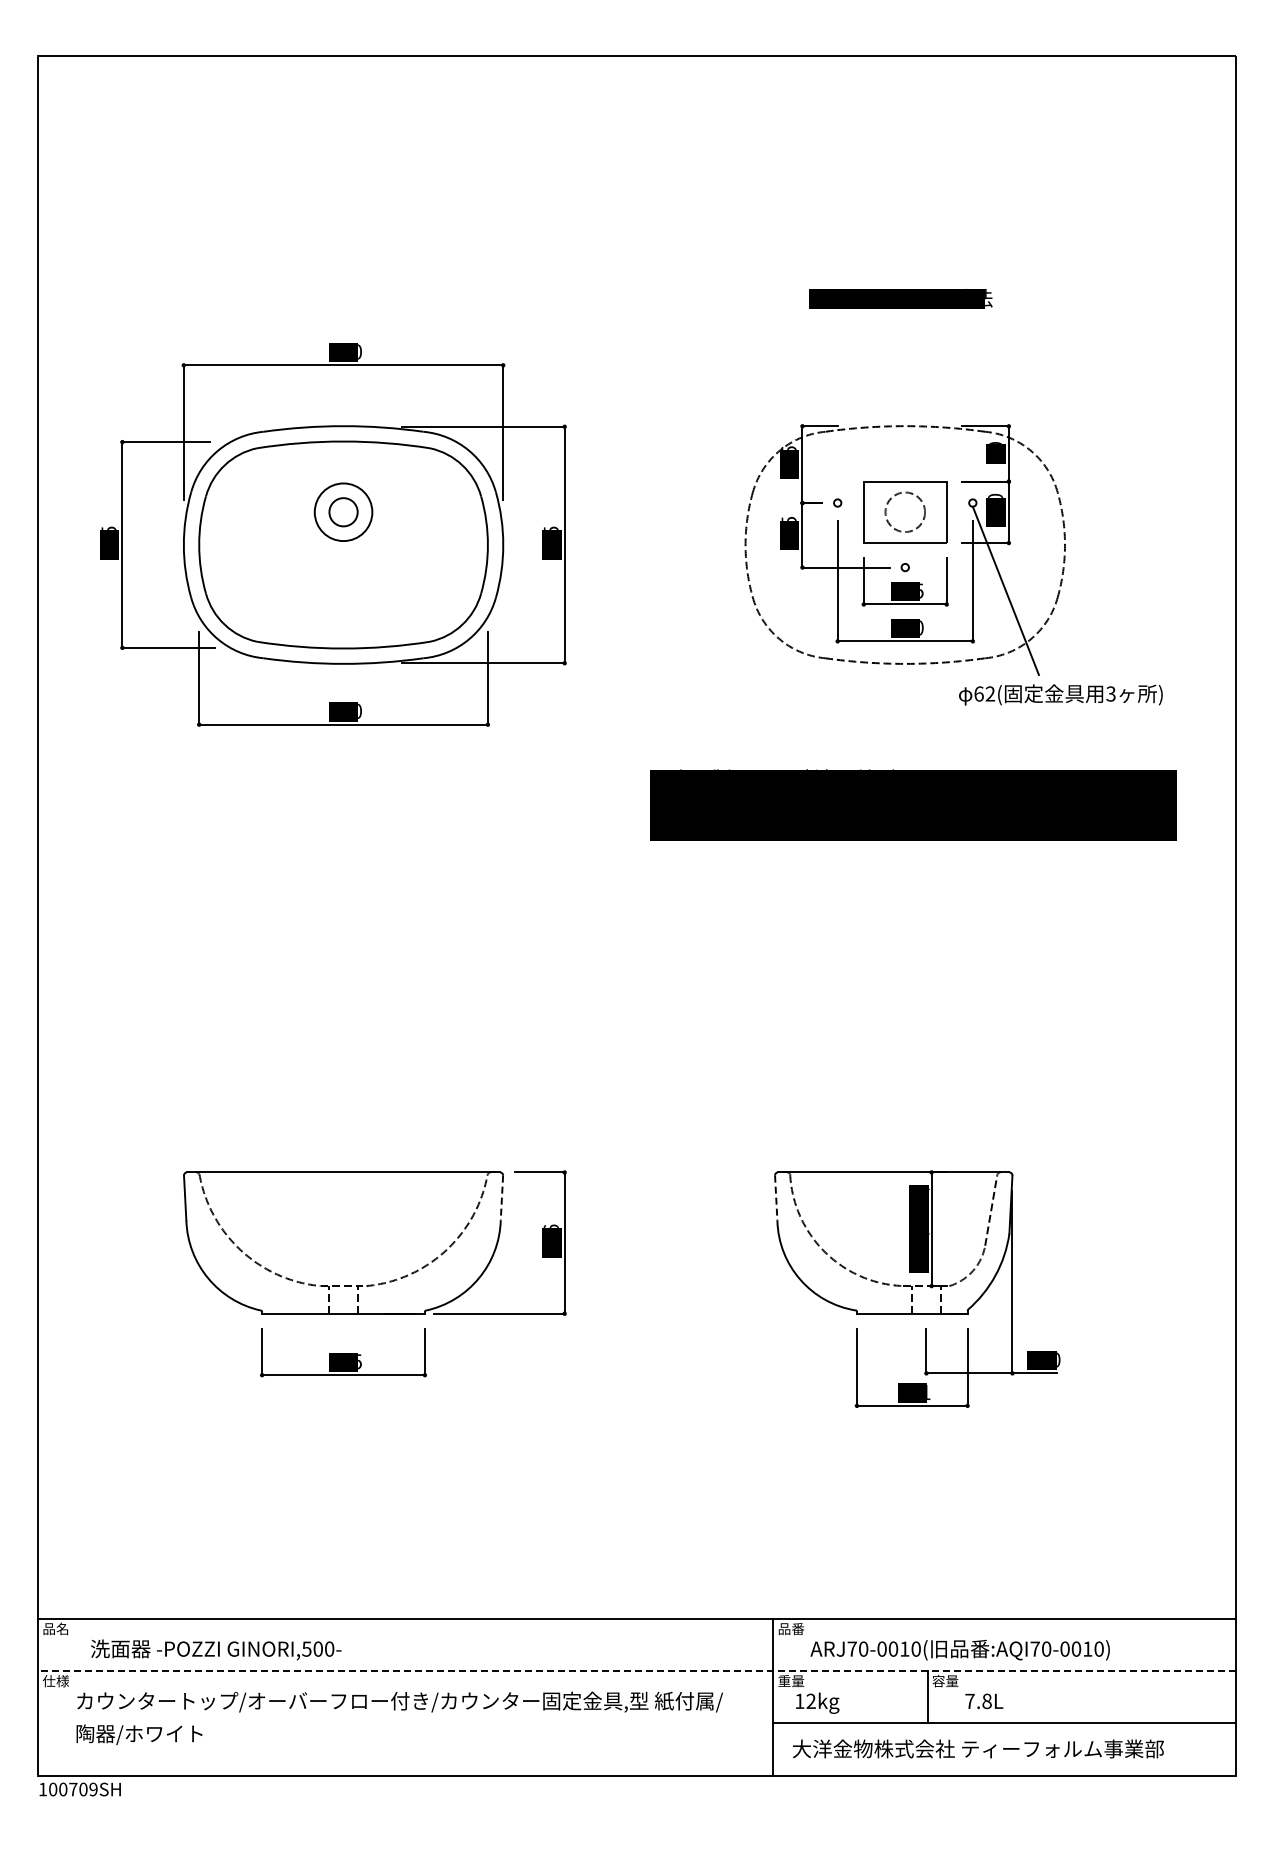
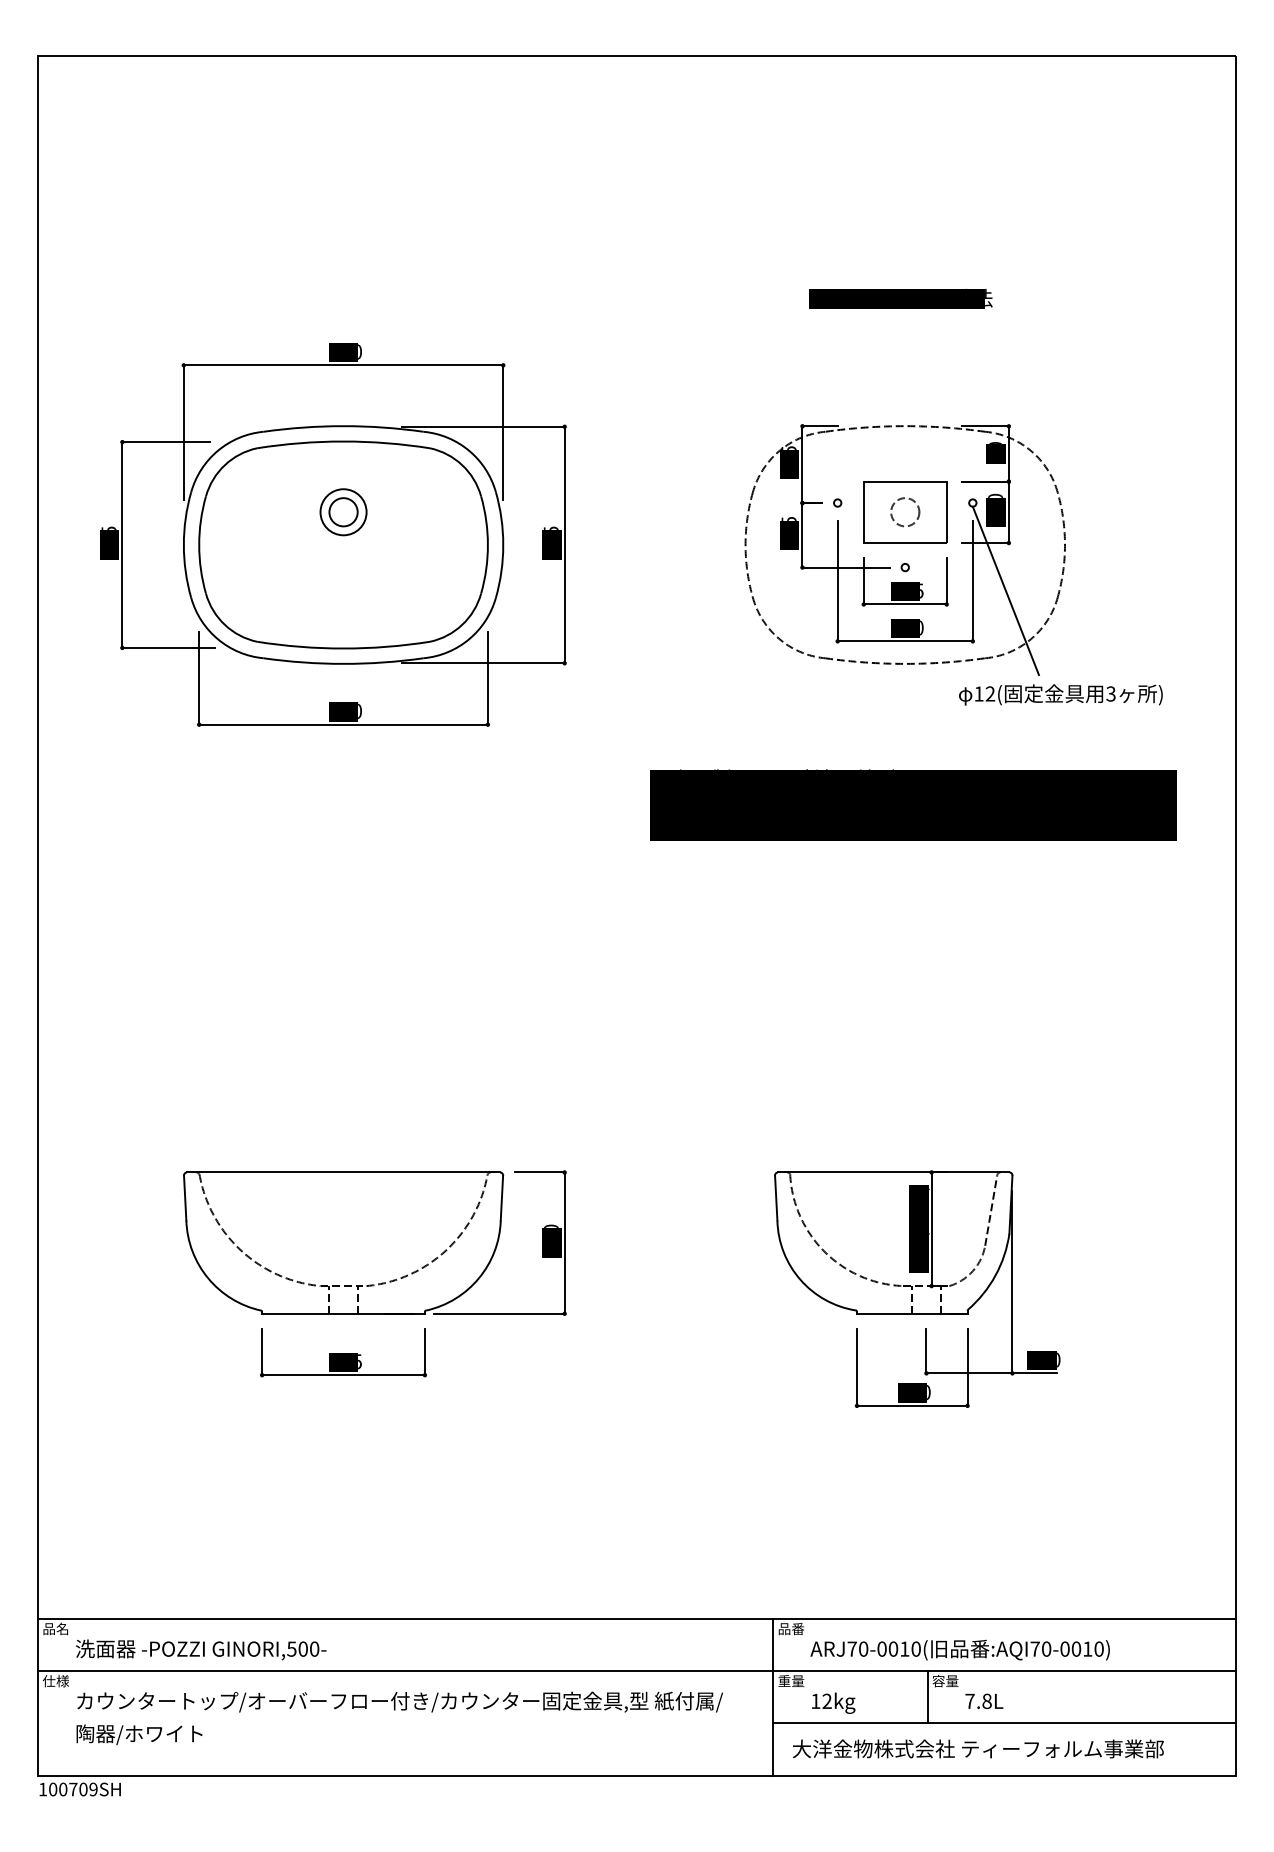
circle diameter: 58 px -> 46 px (343, 512)
circle diameter: 40 px -> 28 px (905, 512)
text: 62( -> 12( (978, 693)
line: dashed -> solid (501, 1198)
line: dashed -> solid (776, 1198)
text: 296 -> 230 (550, 1225)
text: 131 -> 180 (928, 1392)
text position: (216, 1649) -> (201, 1649) (201, 1649)
line: dashed -> solid (637, 1671)
text position: (817, 1702) -> (833, 1702) (833, 1702)
